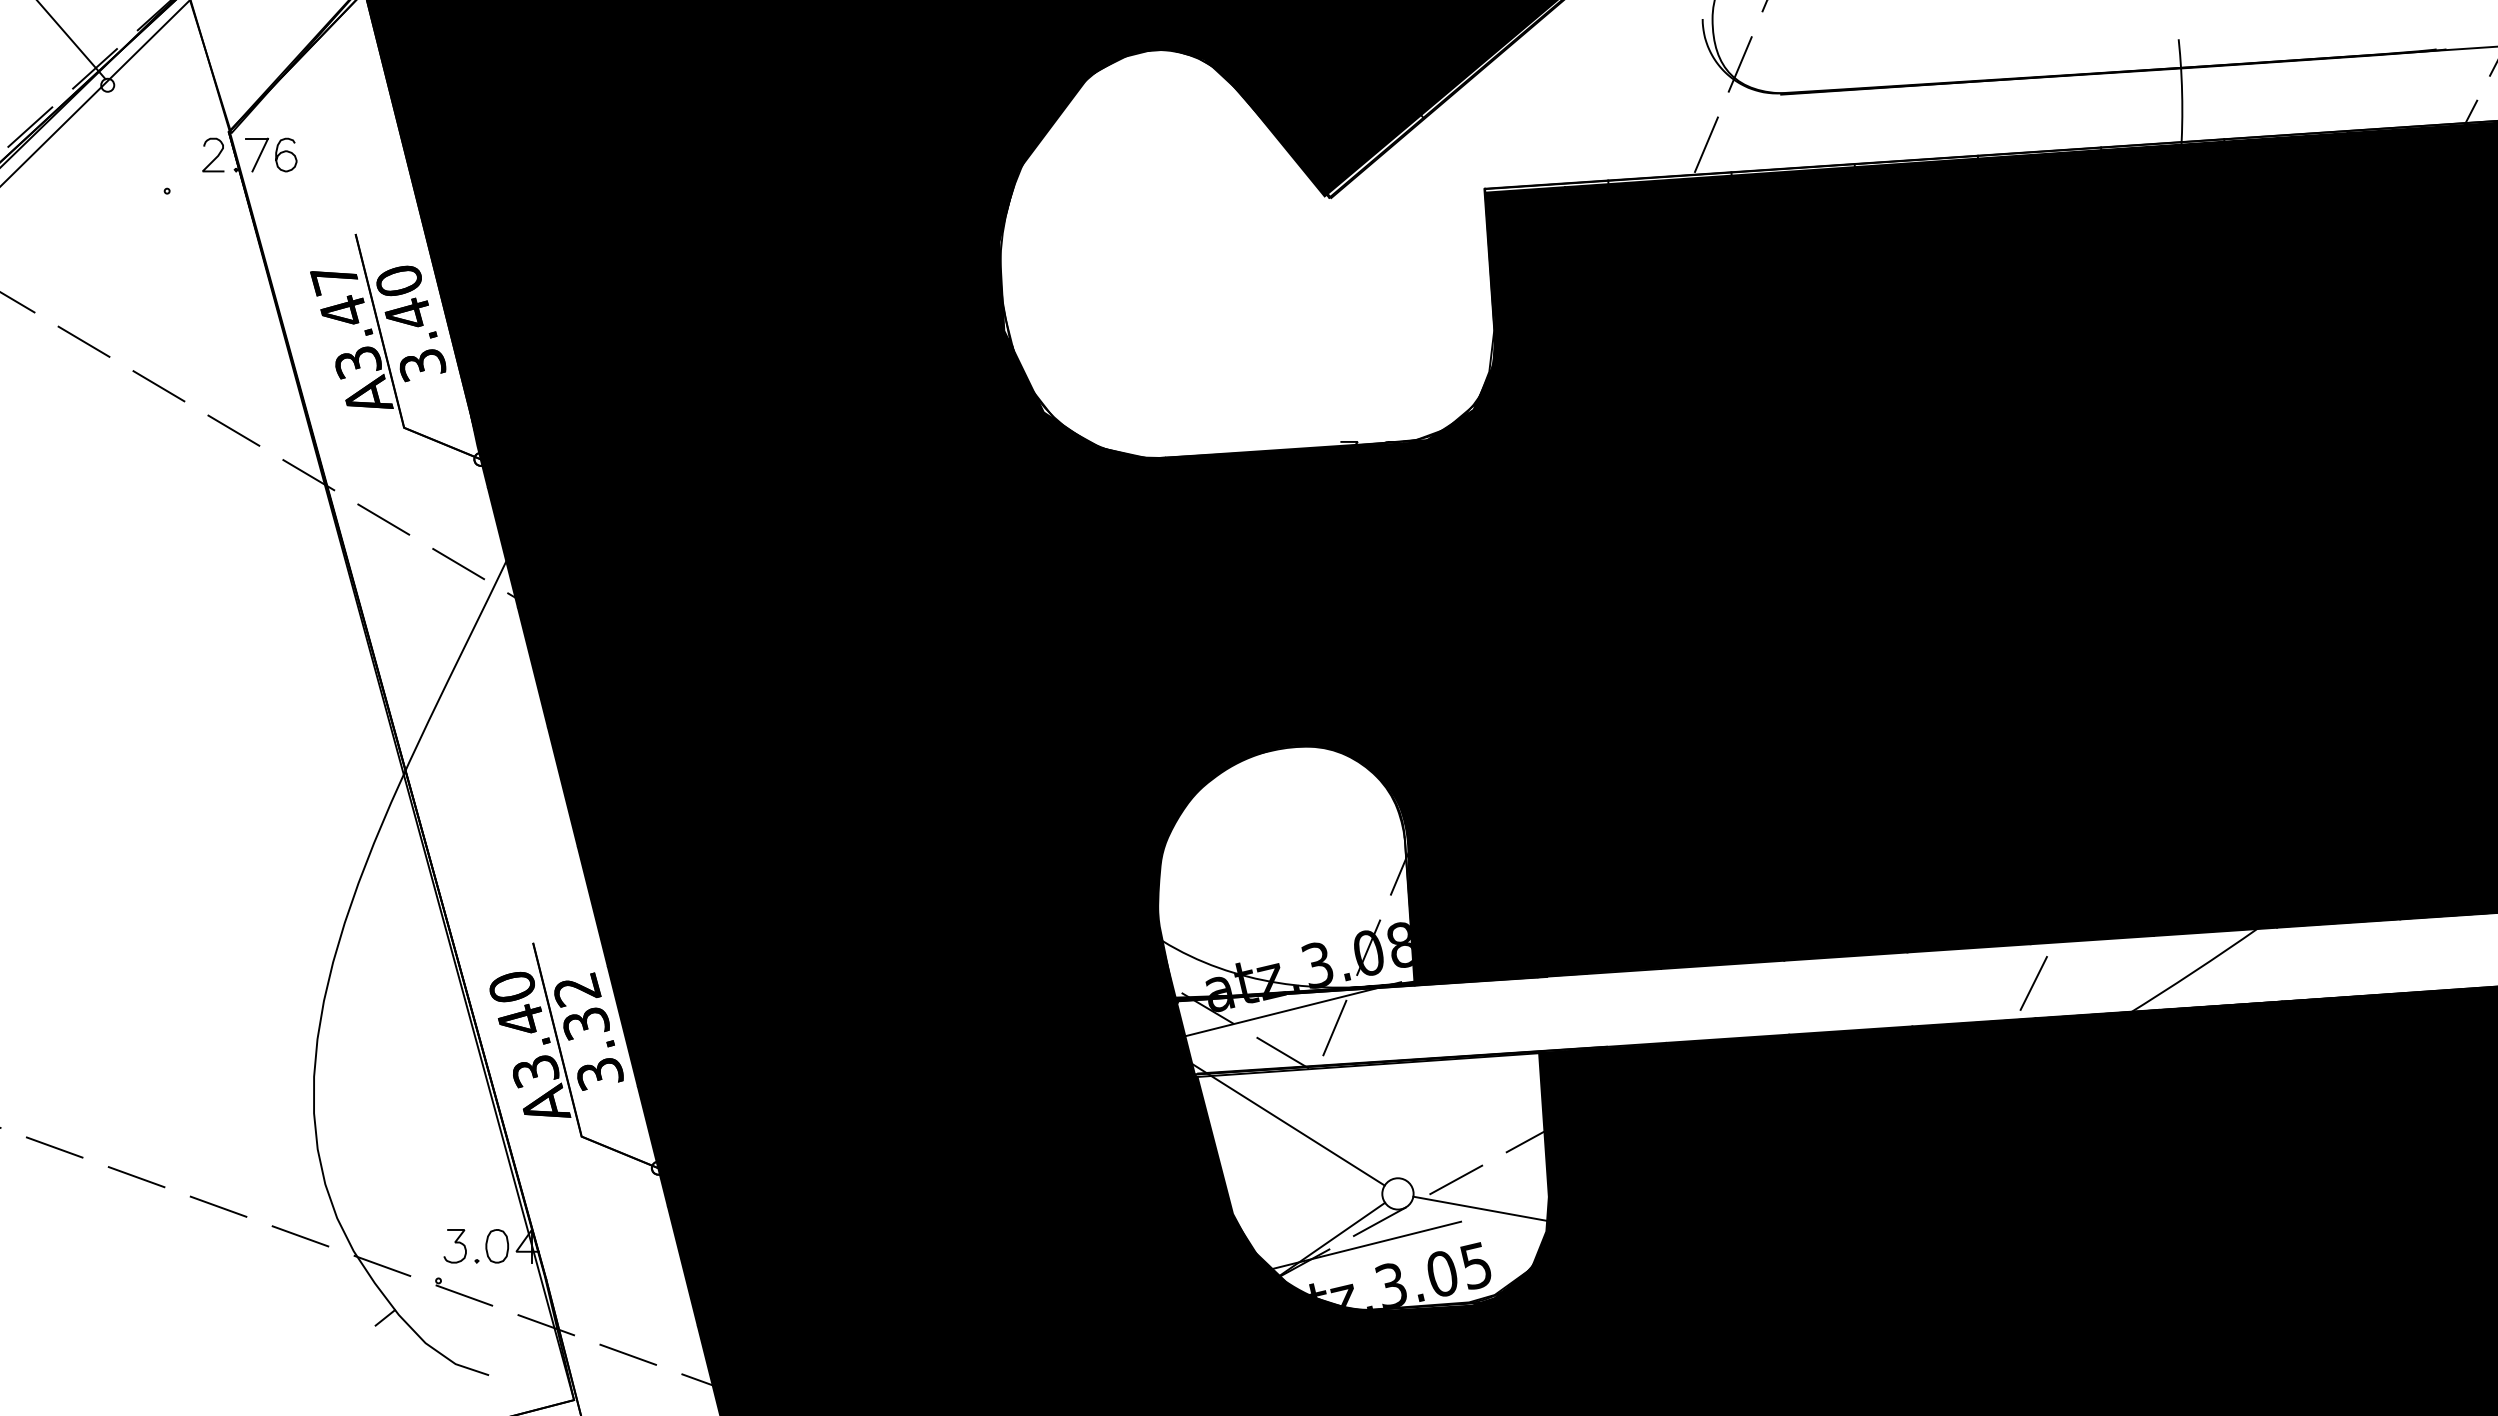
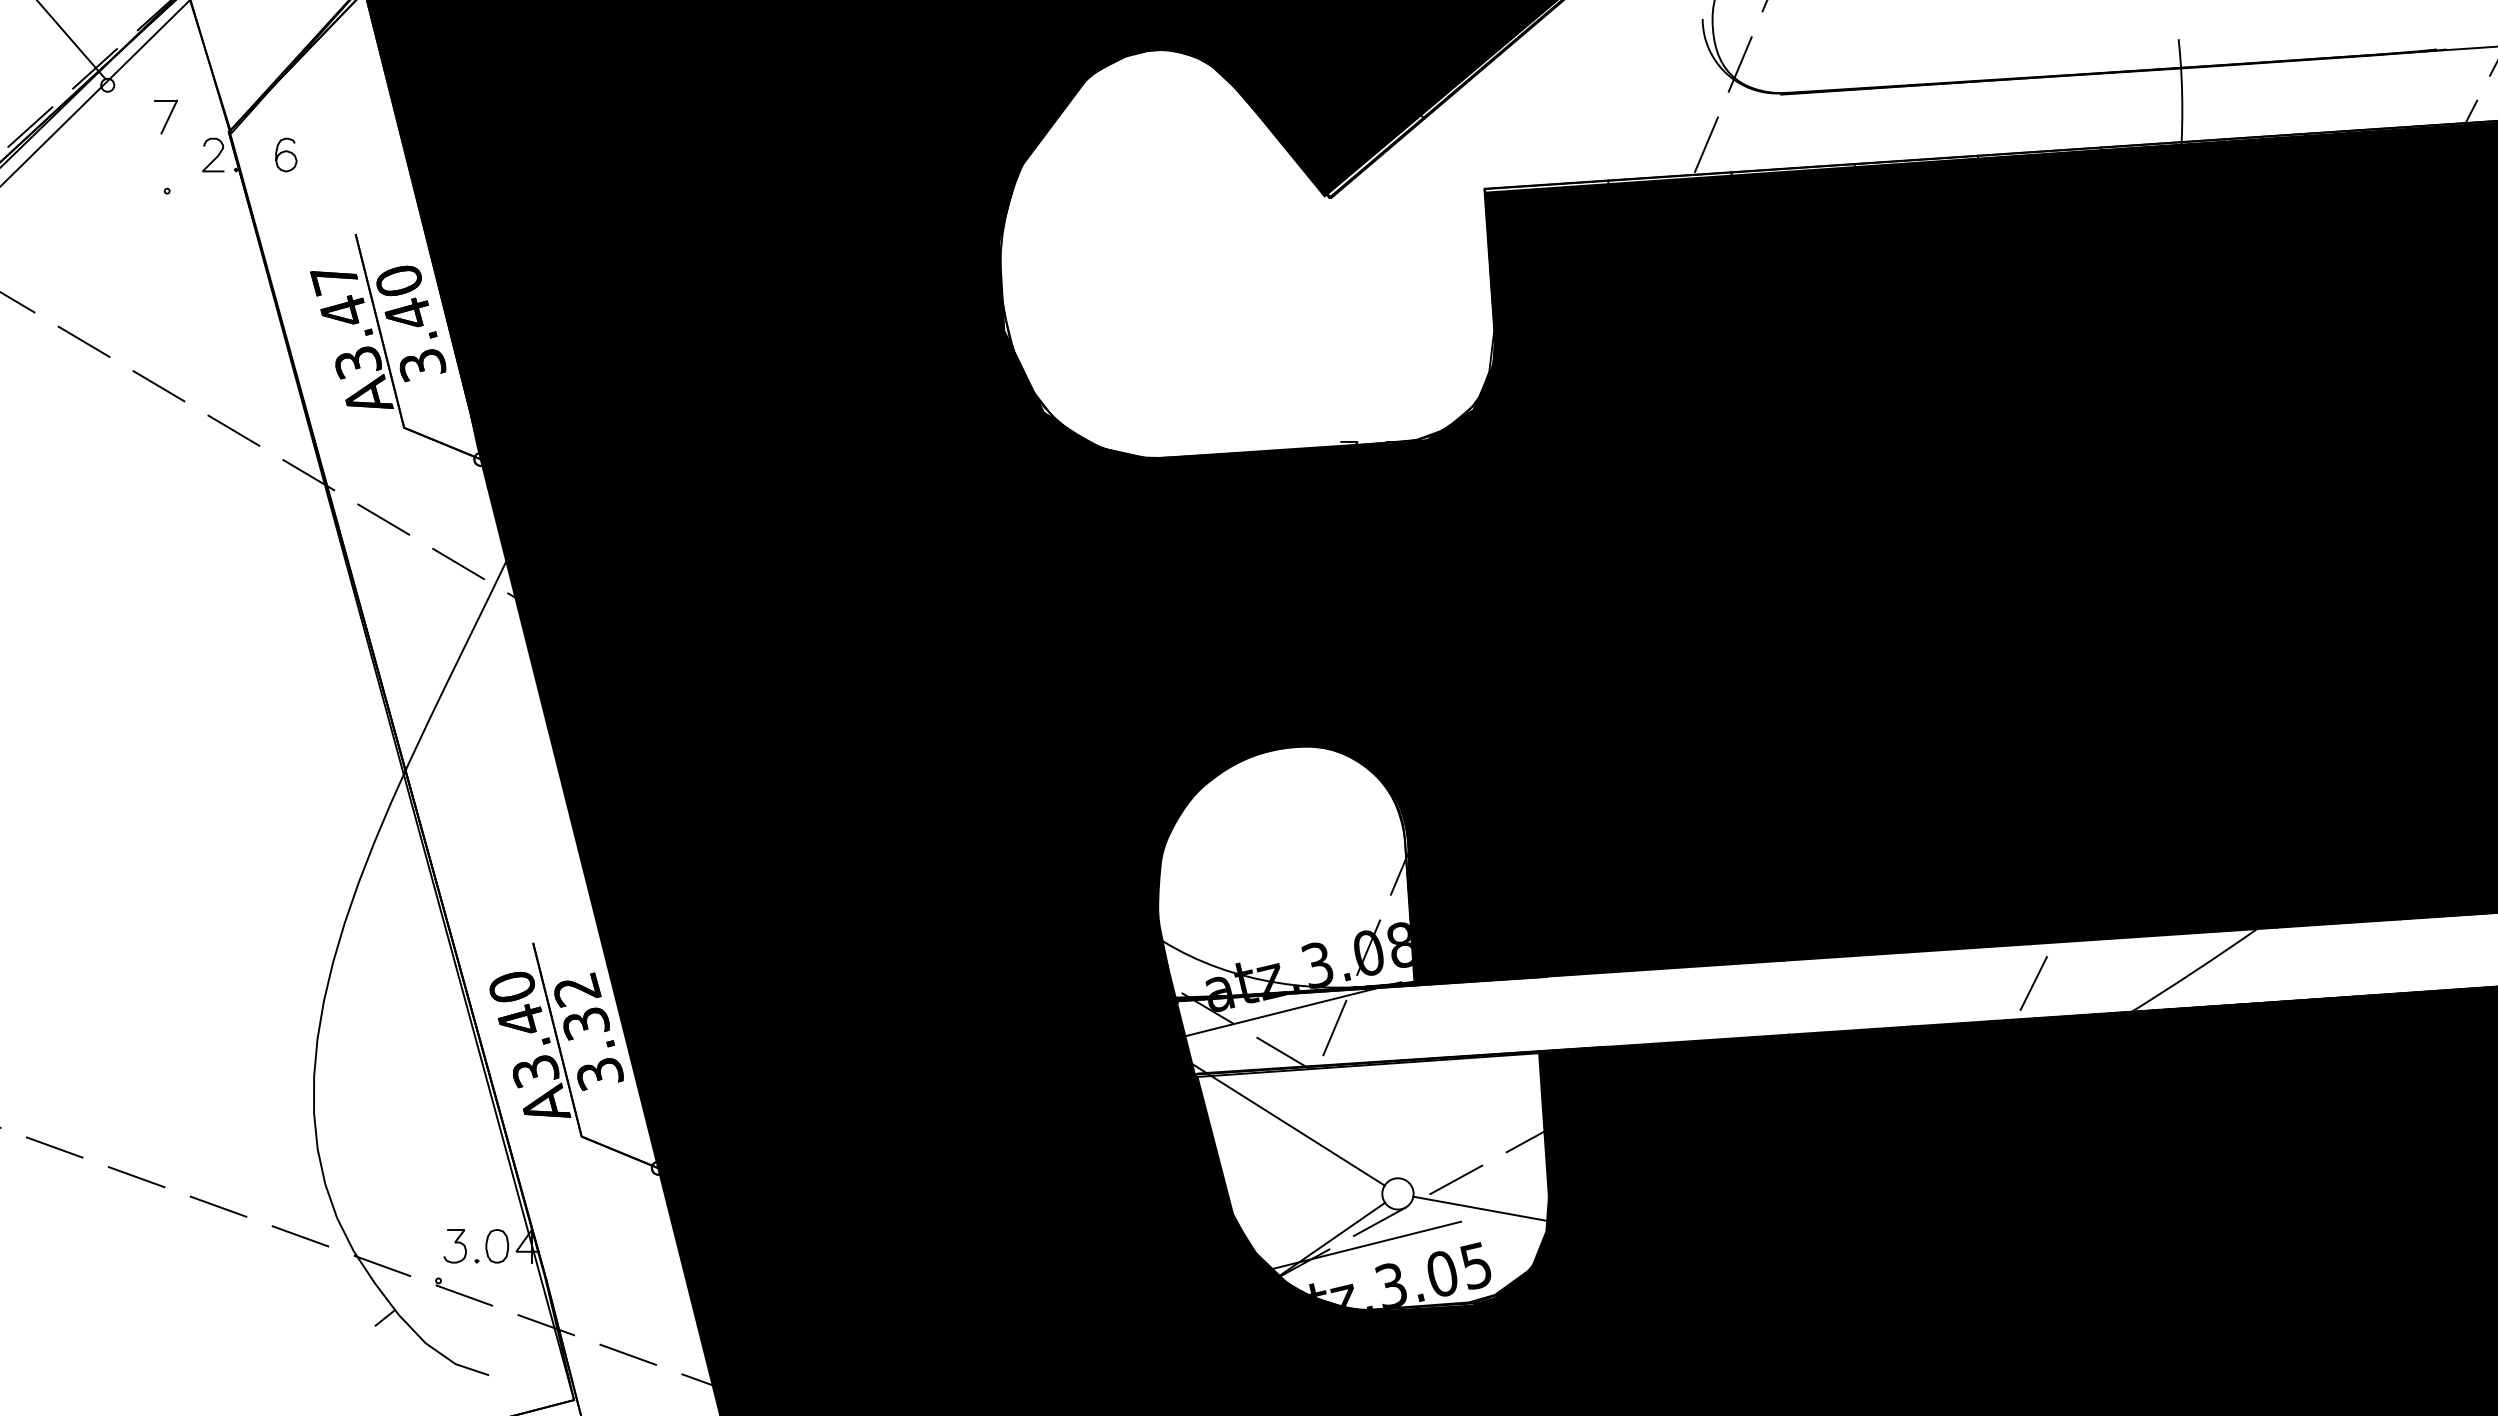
part position: (256, 154) -> (165, 116) (165, 116)
